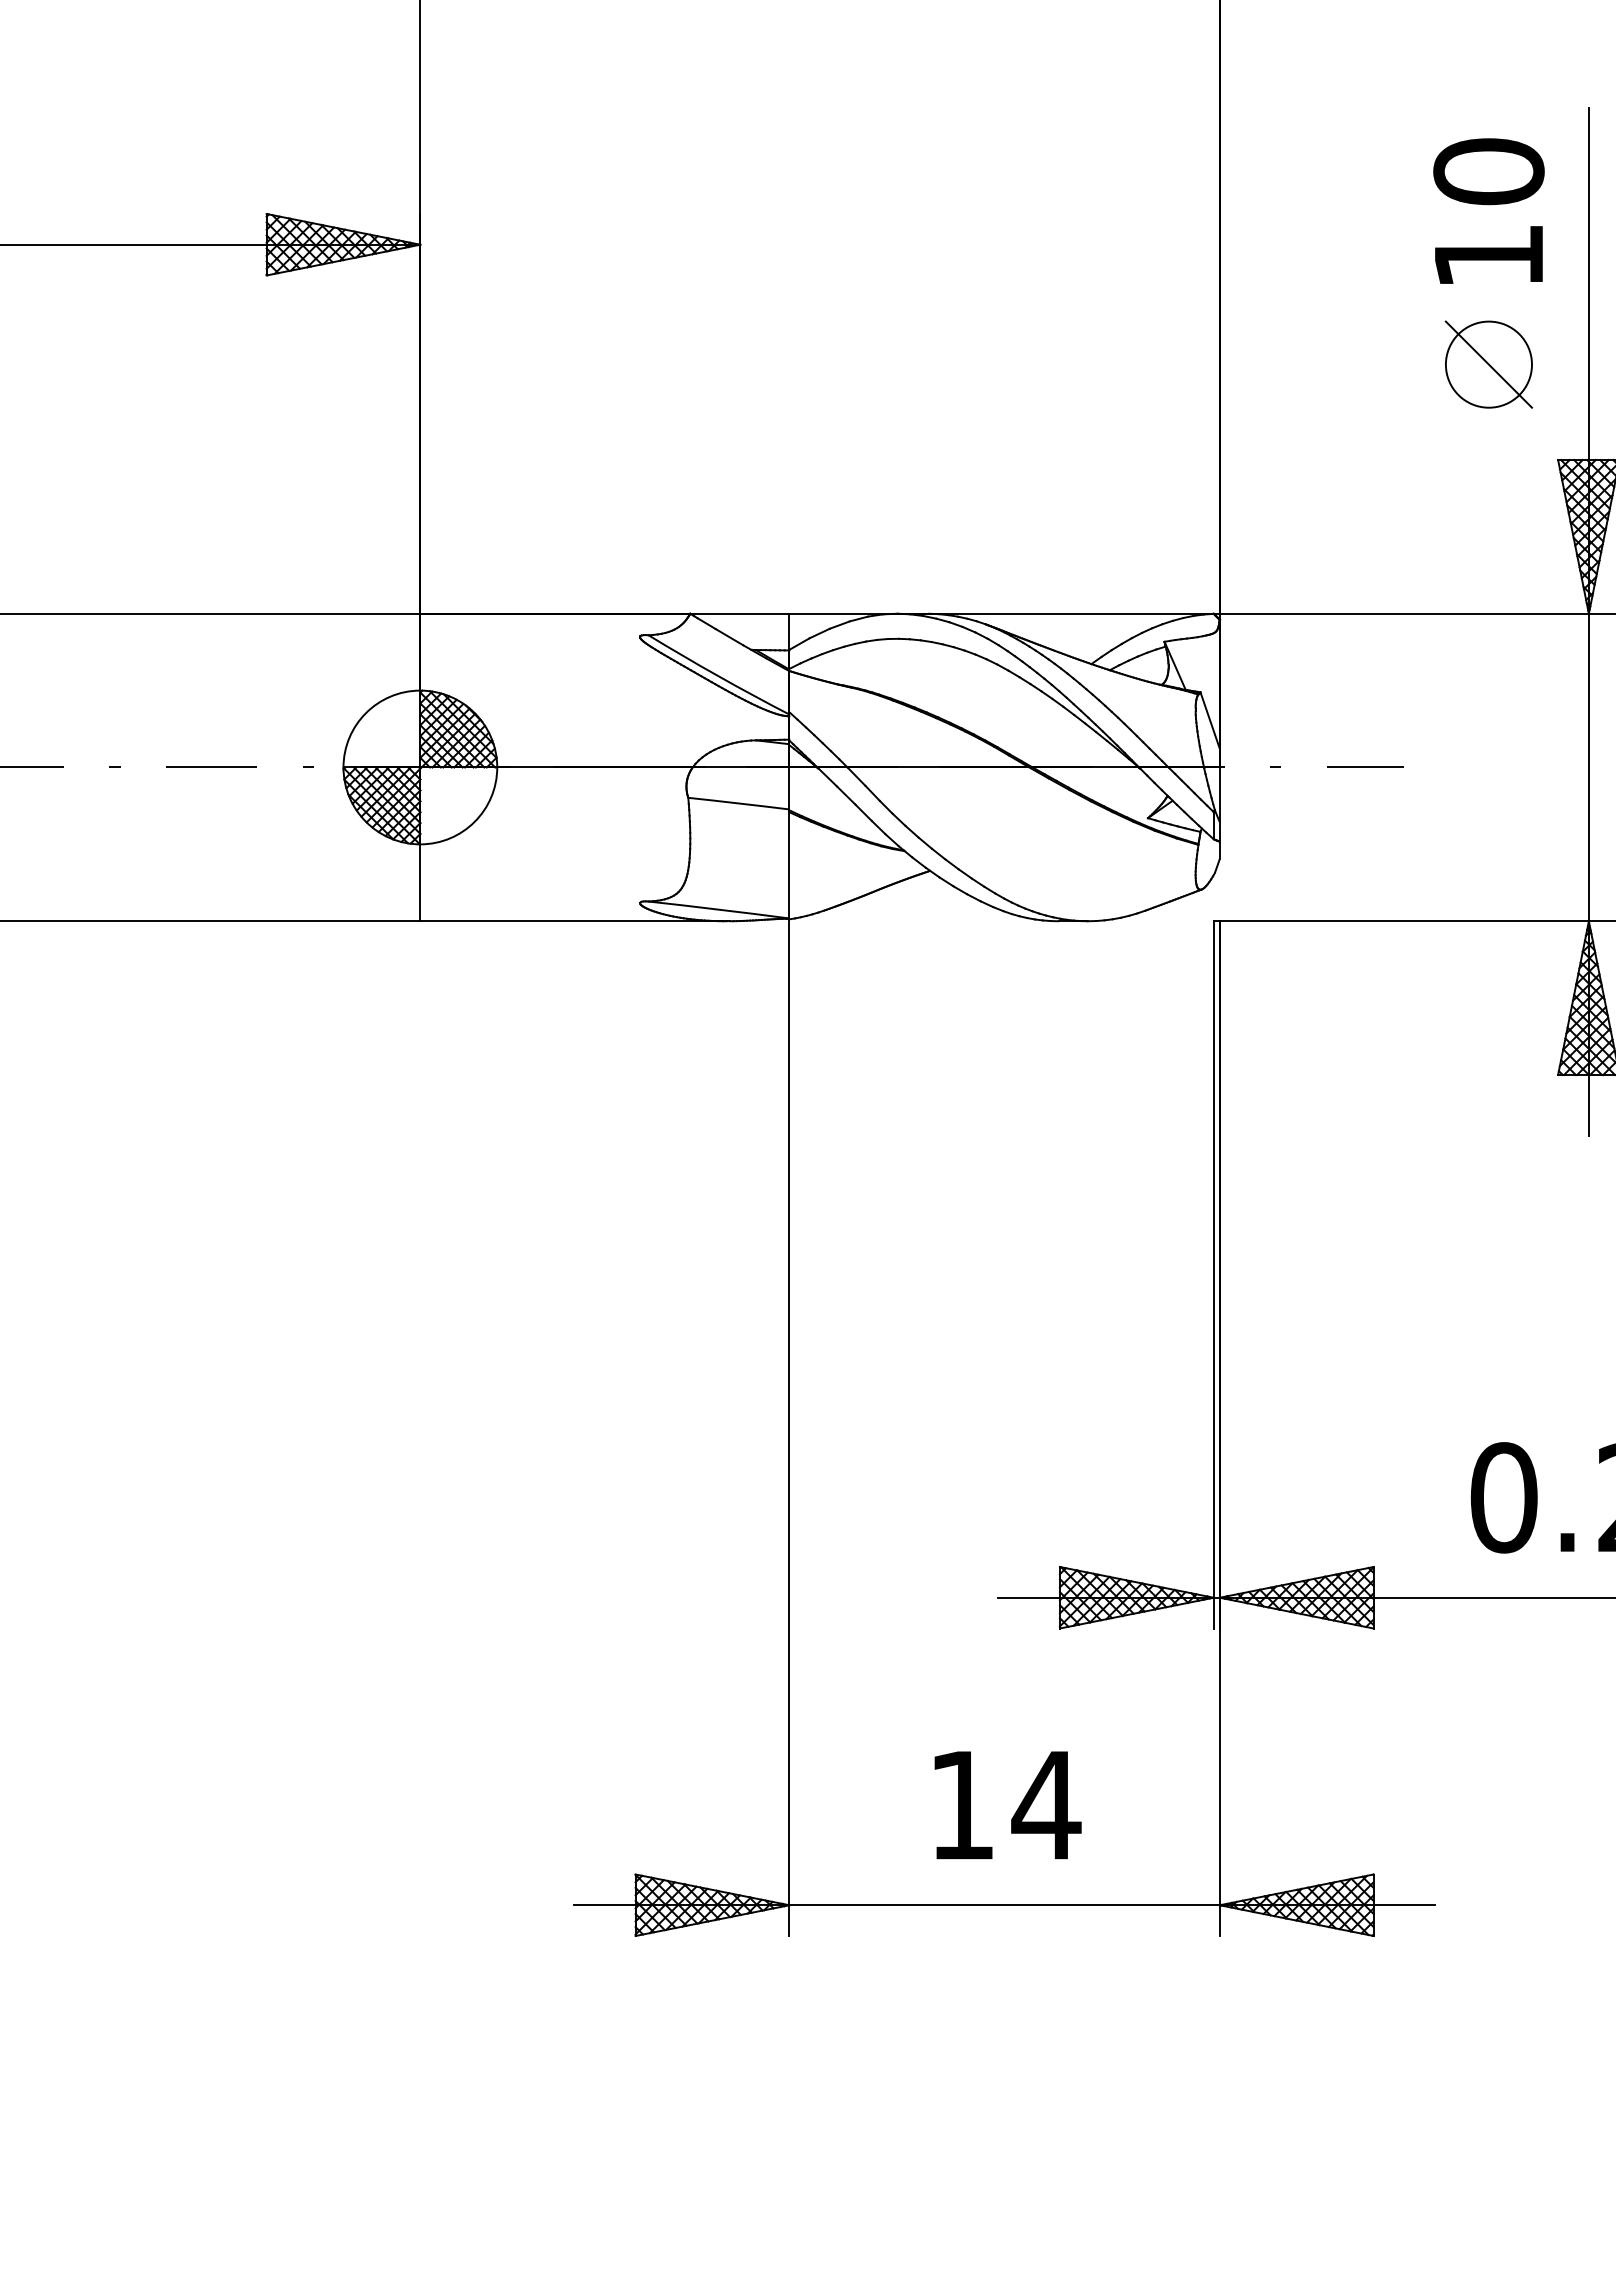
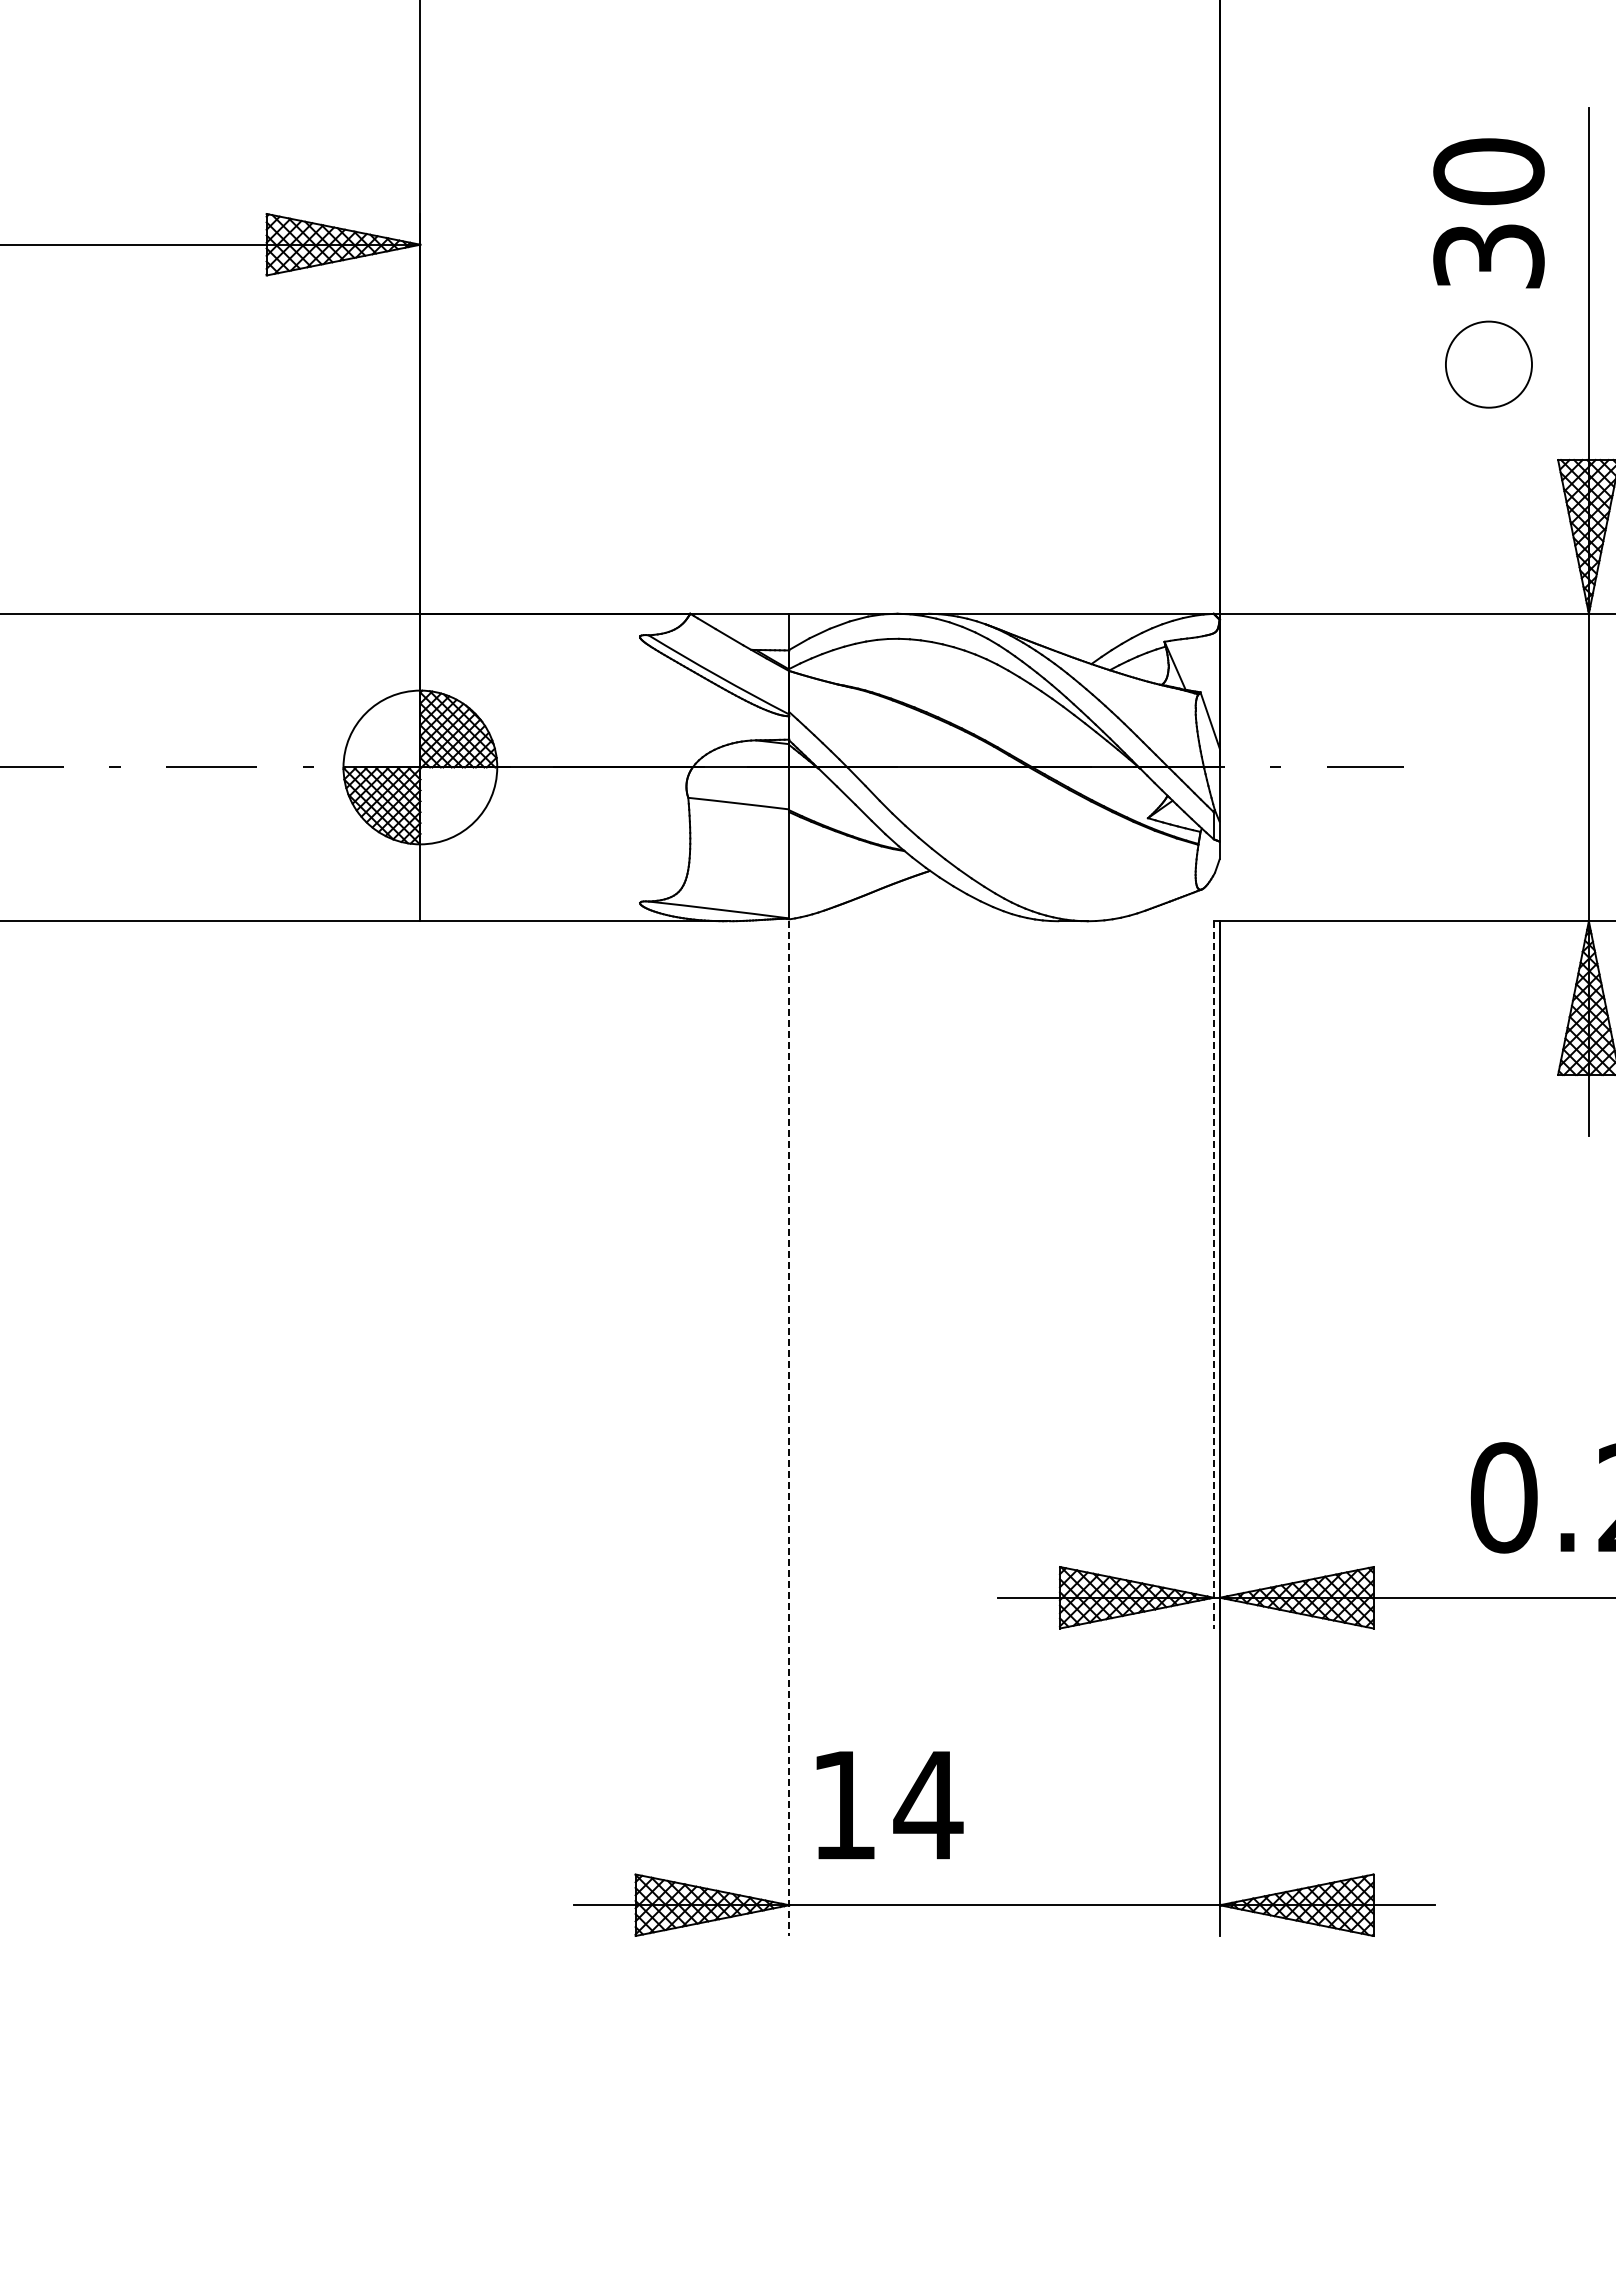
text: 10 -> 30 (1488, 256)
line: present -> none (1488, 364)
line: solid -> dashed (1213, 1274)
line: solid -> dashed (789, 1429)
text position: (1007, 1805) -> (889, 1805) (889, 1805)
